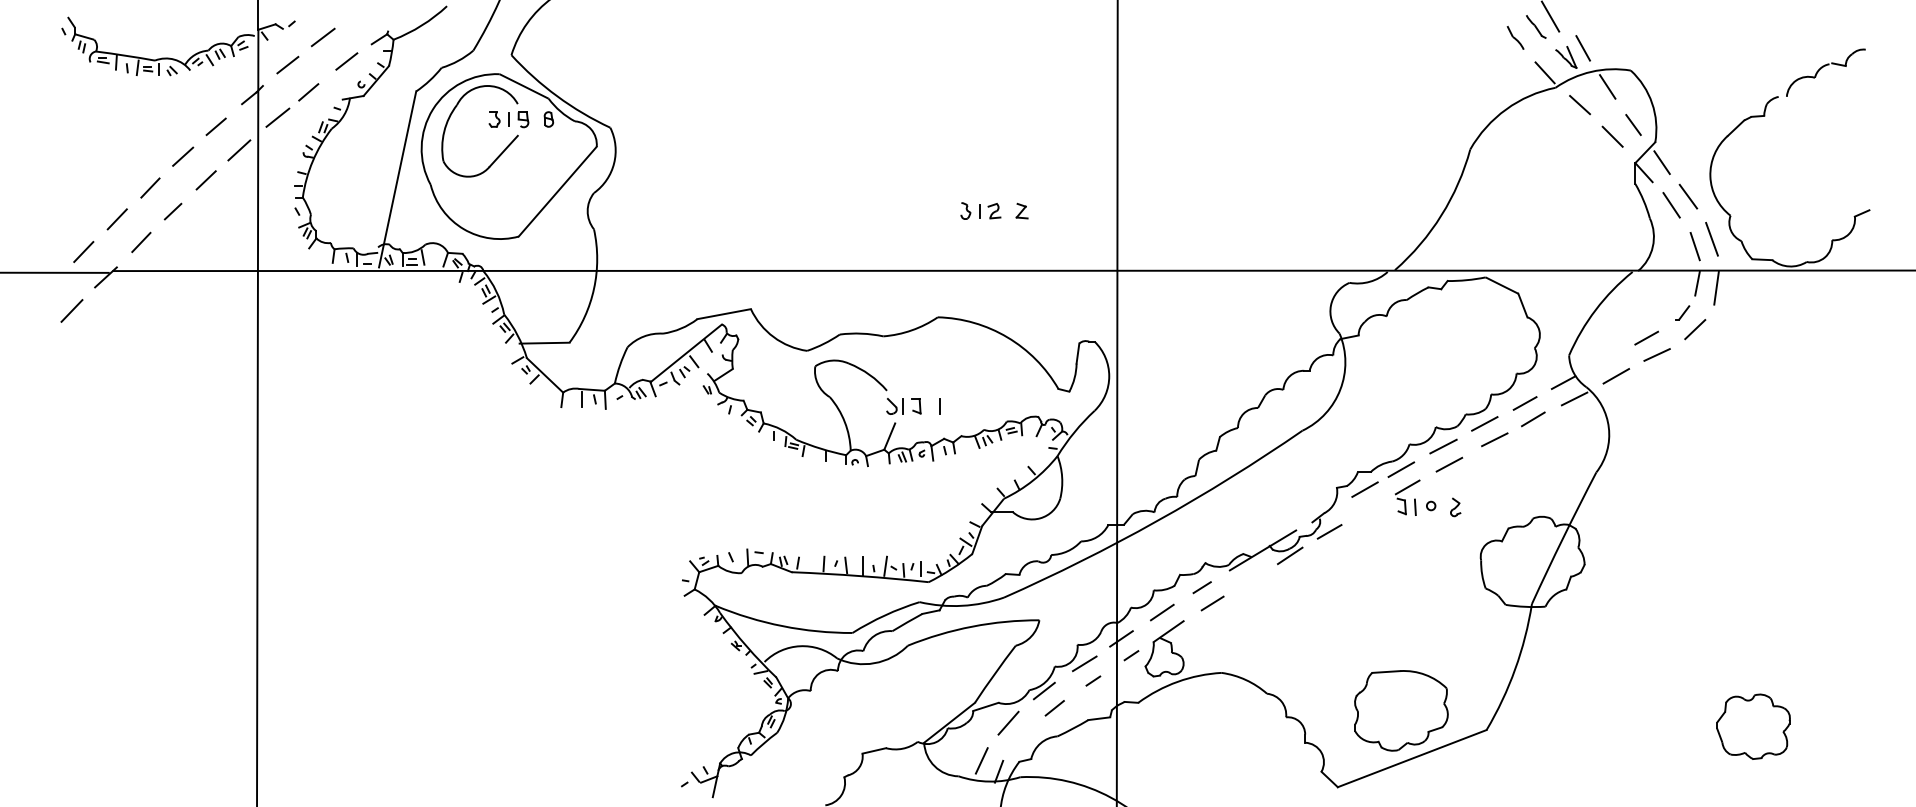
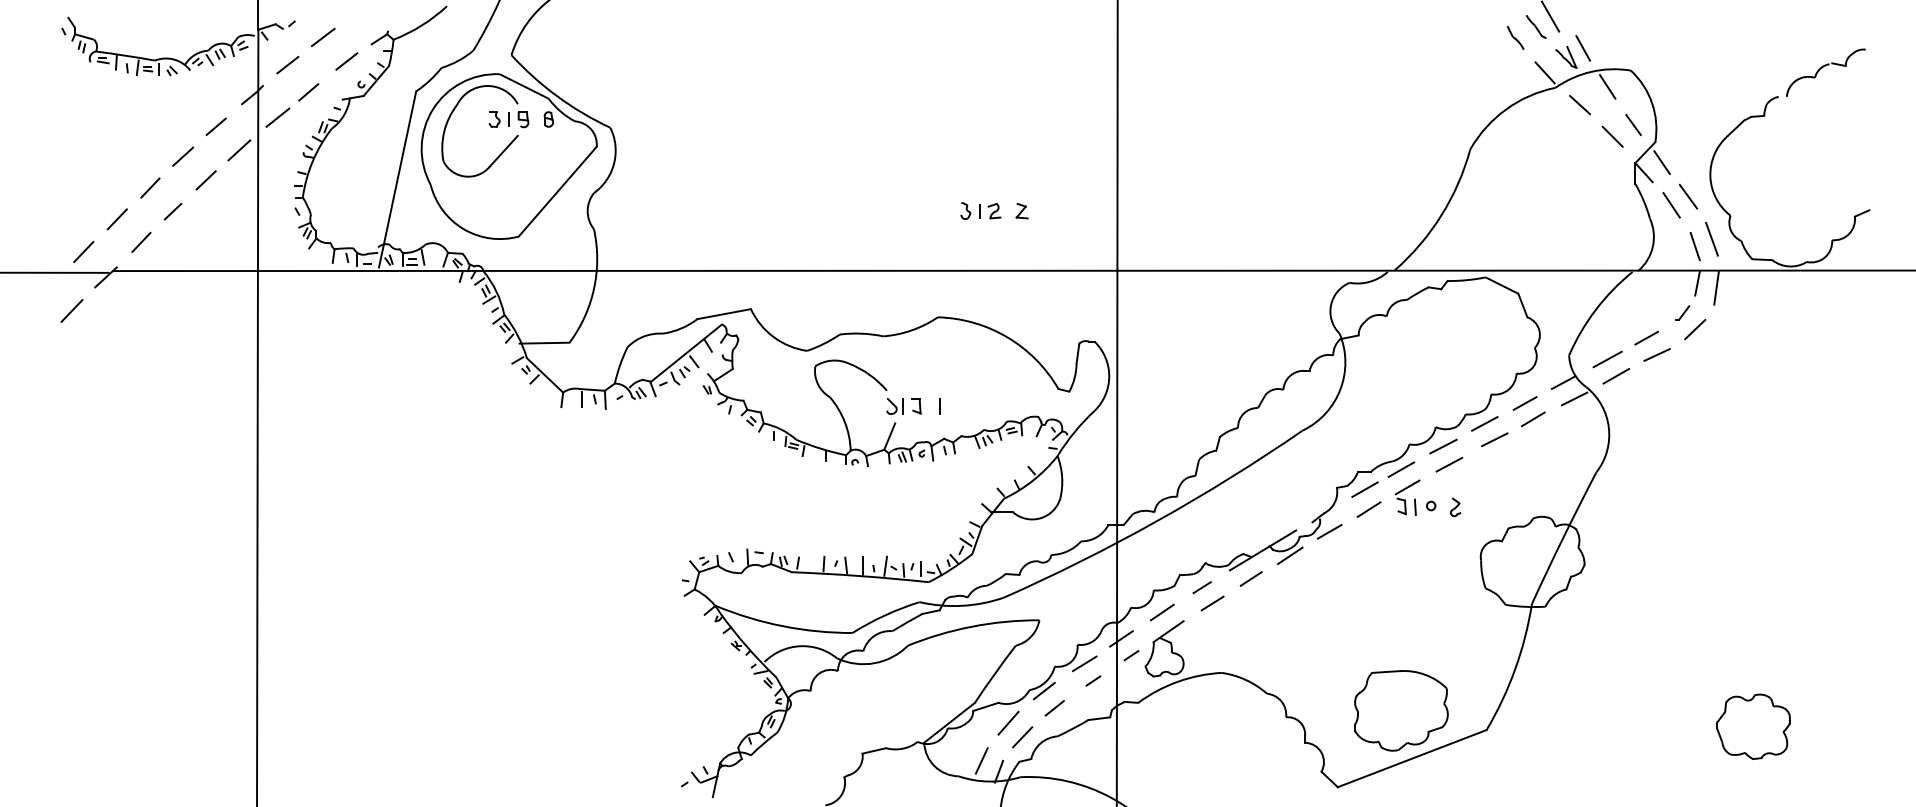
line: none -> present (1607, 359)
line: none -> present (1368, 509)
line: none -> present (1250, 578)
line: none -> present (1022, 737)
